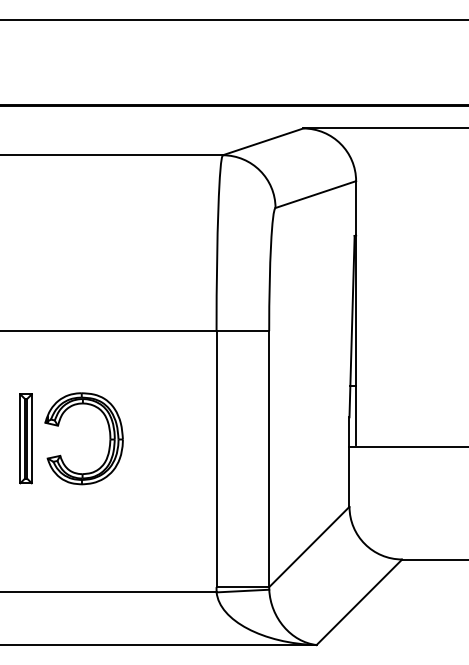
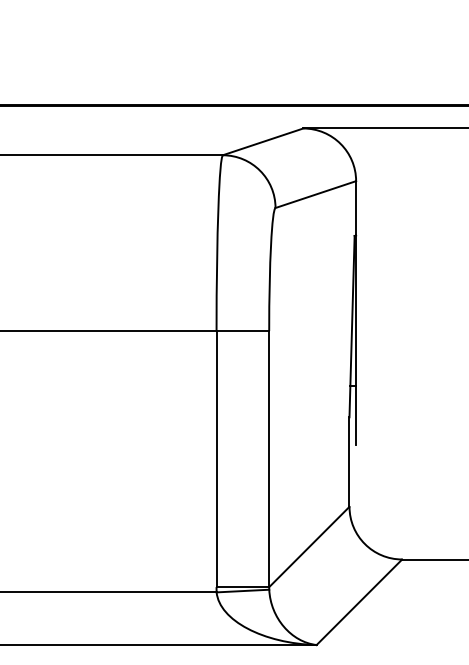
line: present -> none (233, 19)
part: present -> none (25, 438)
part: present -> none (109, 438)
line: present -> none (407, 447)
